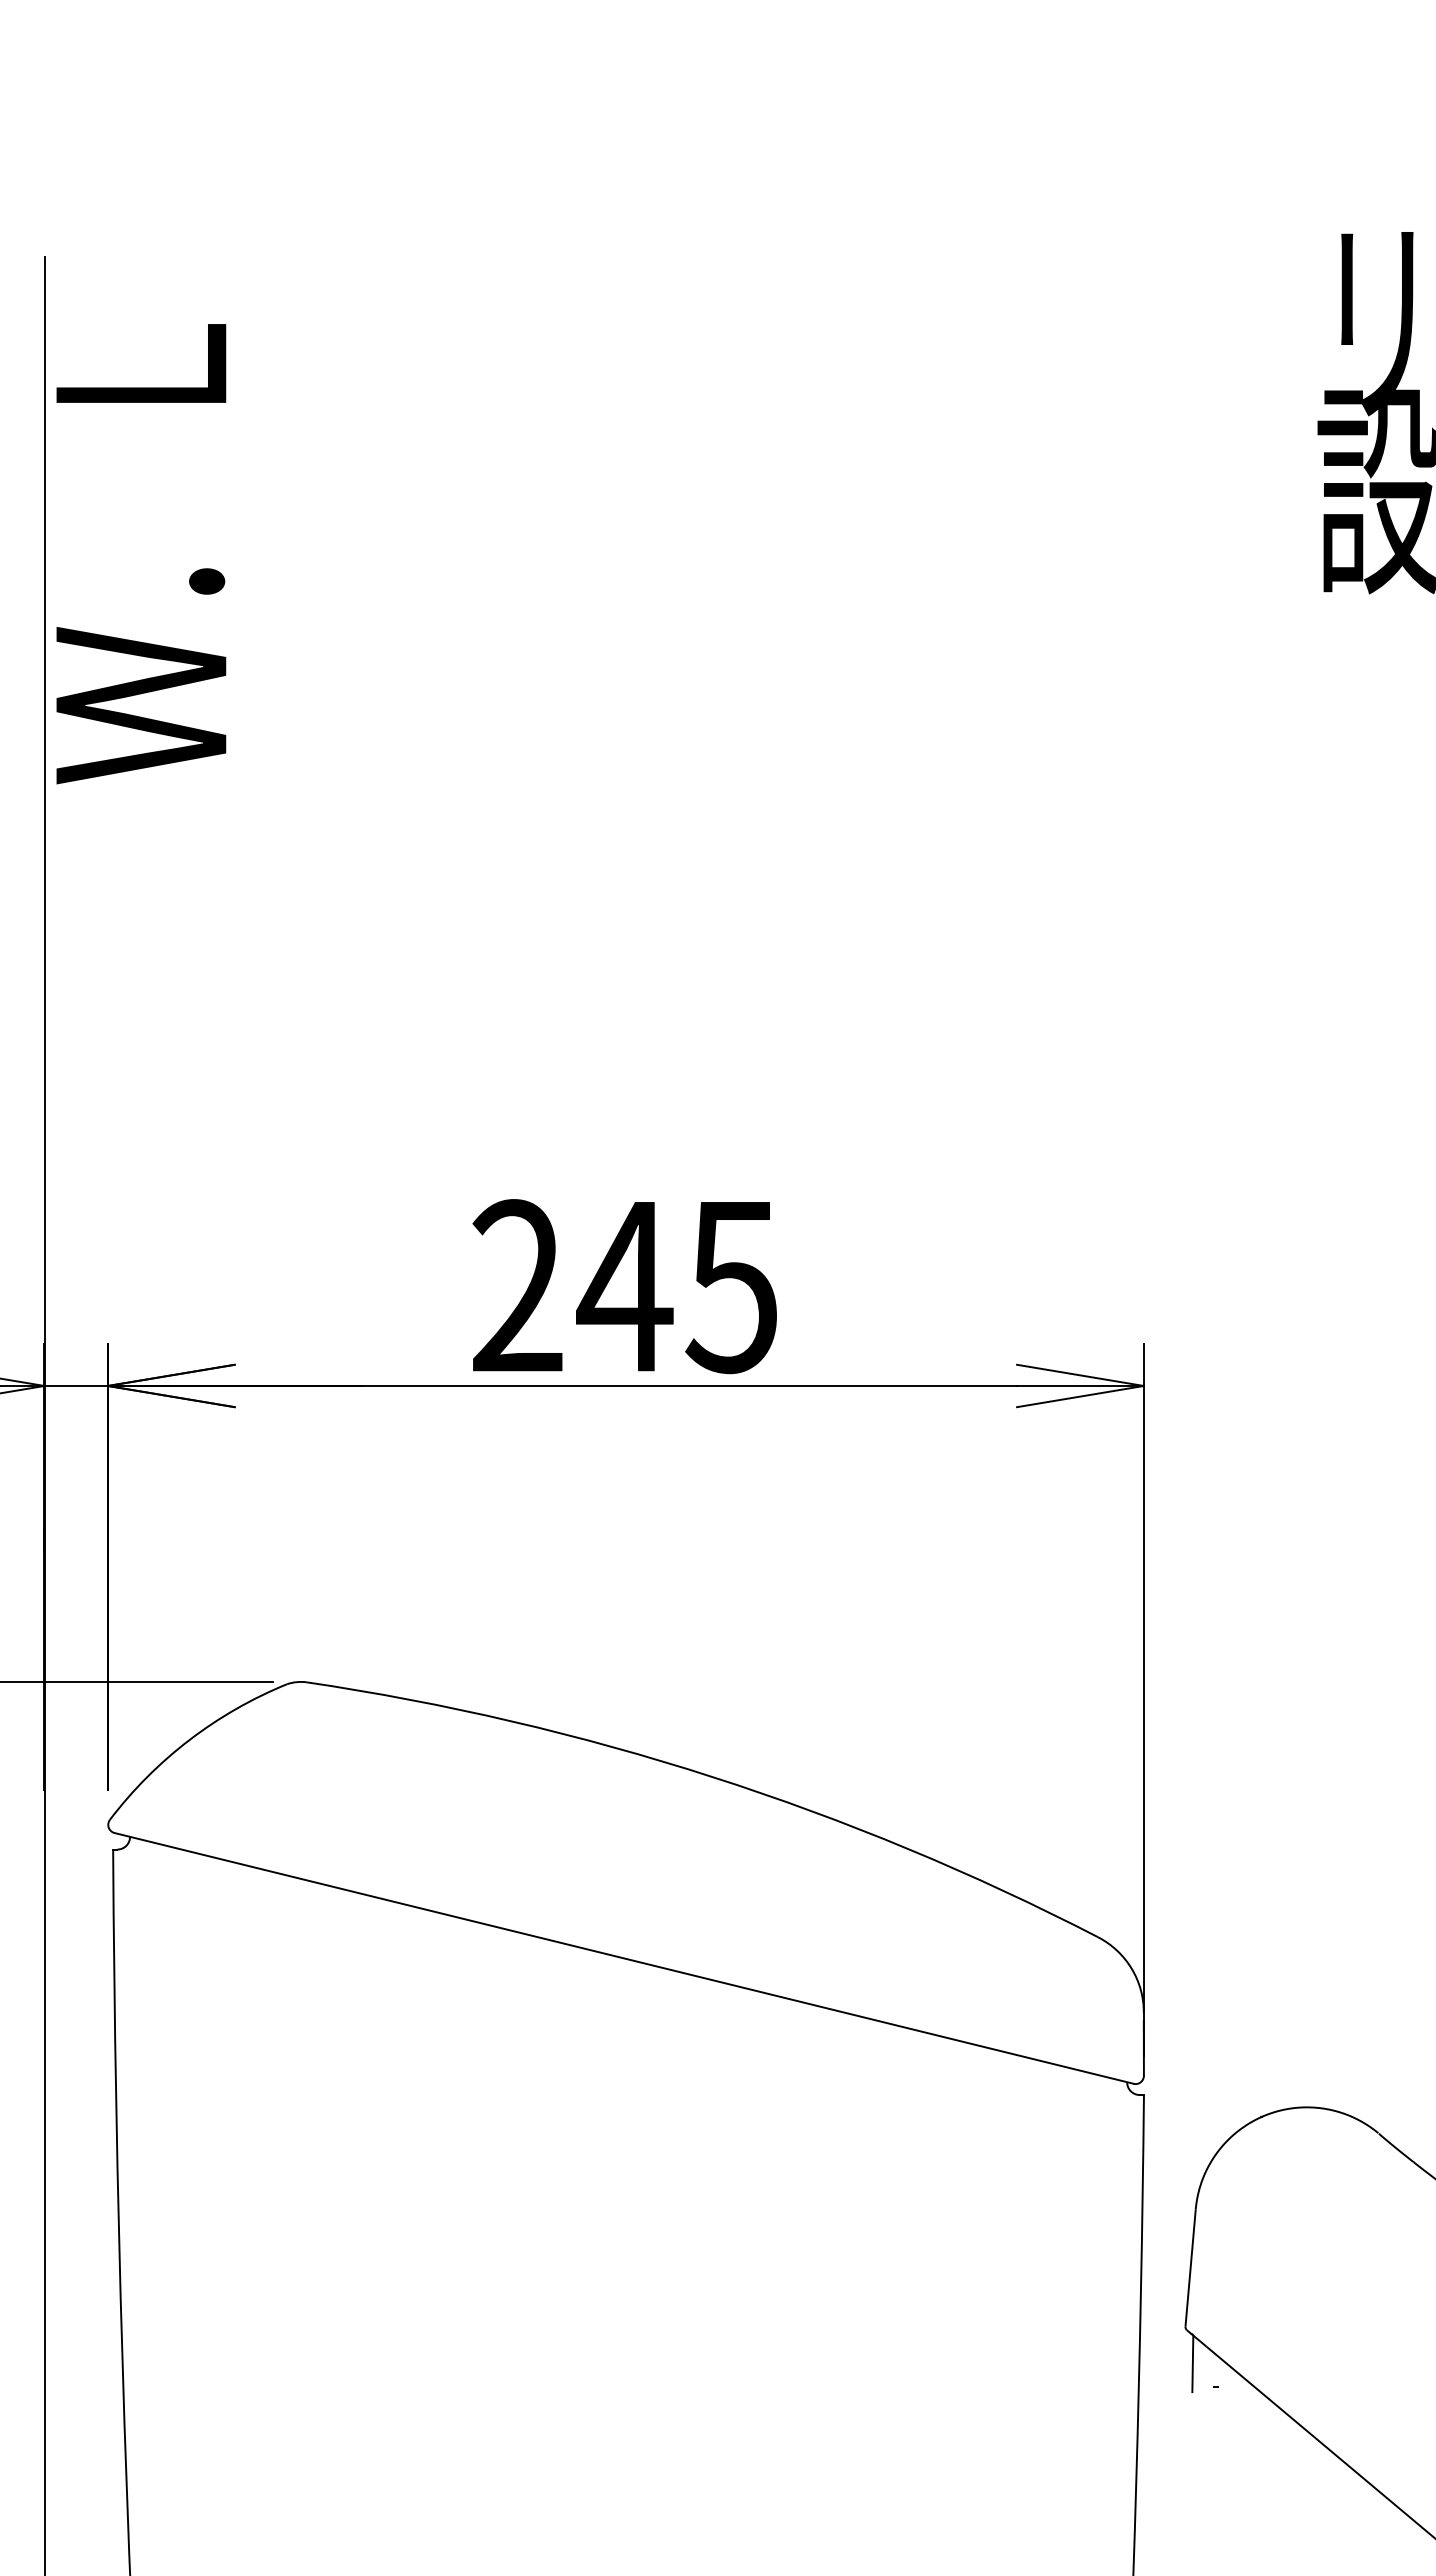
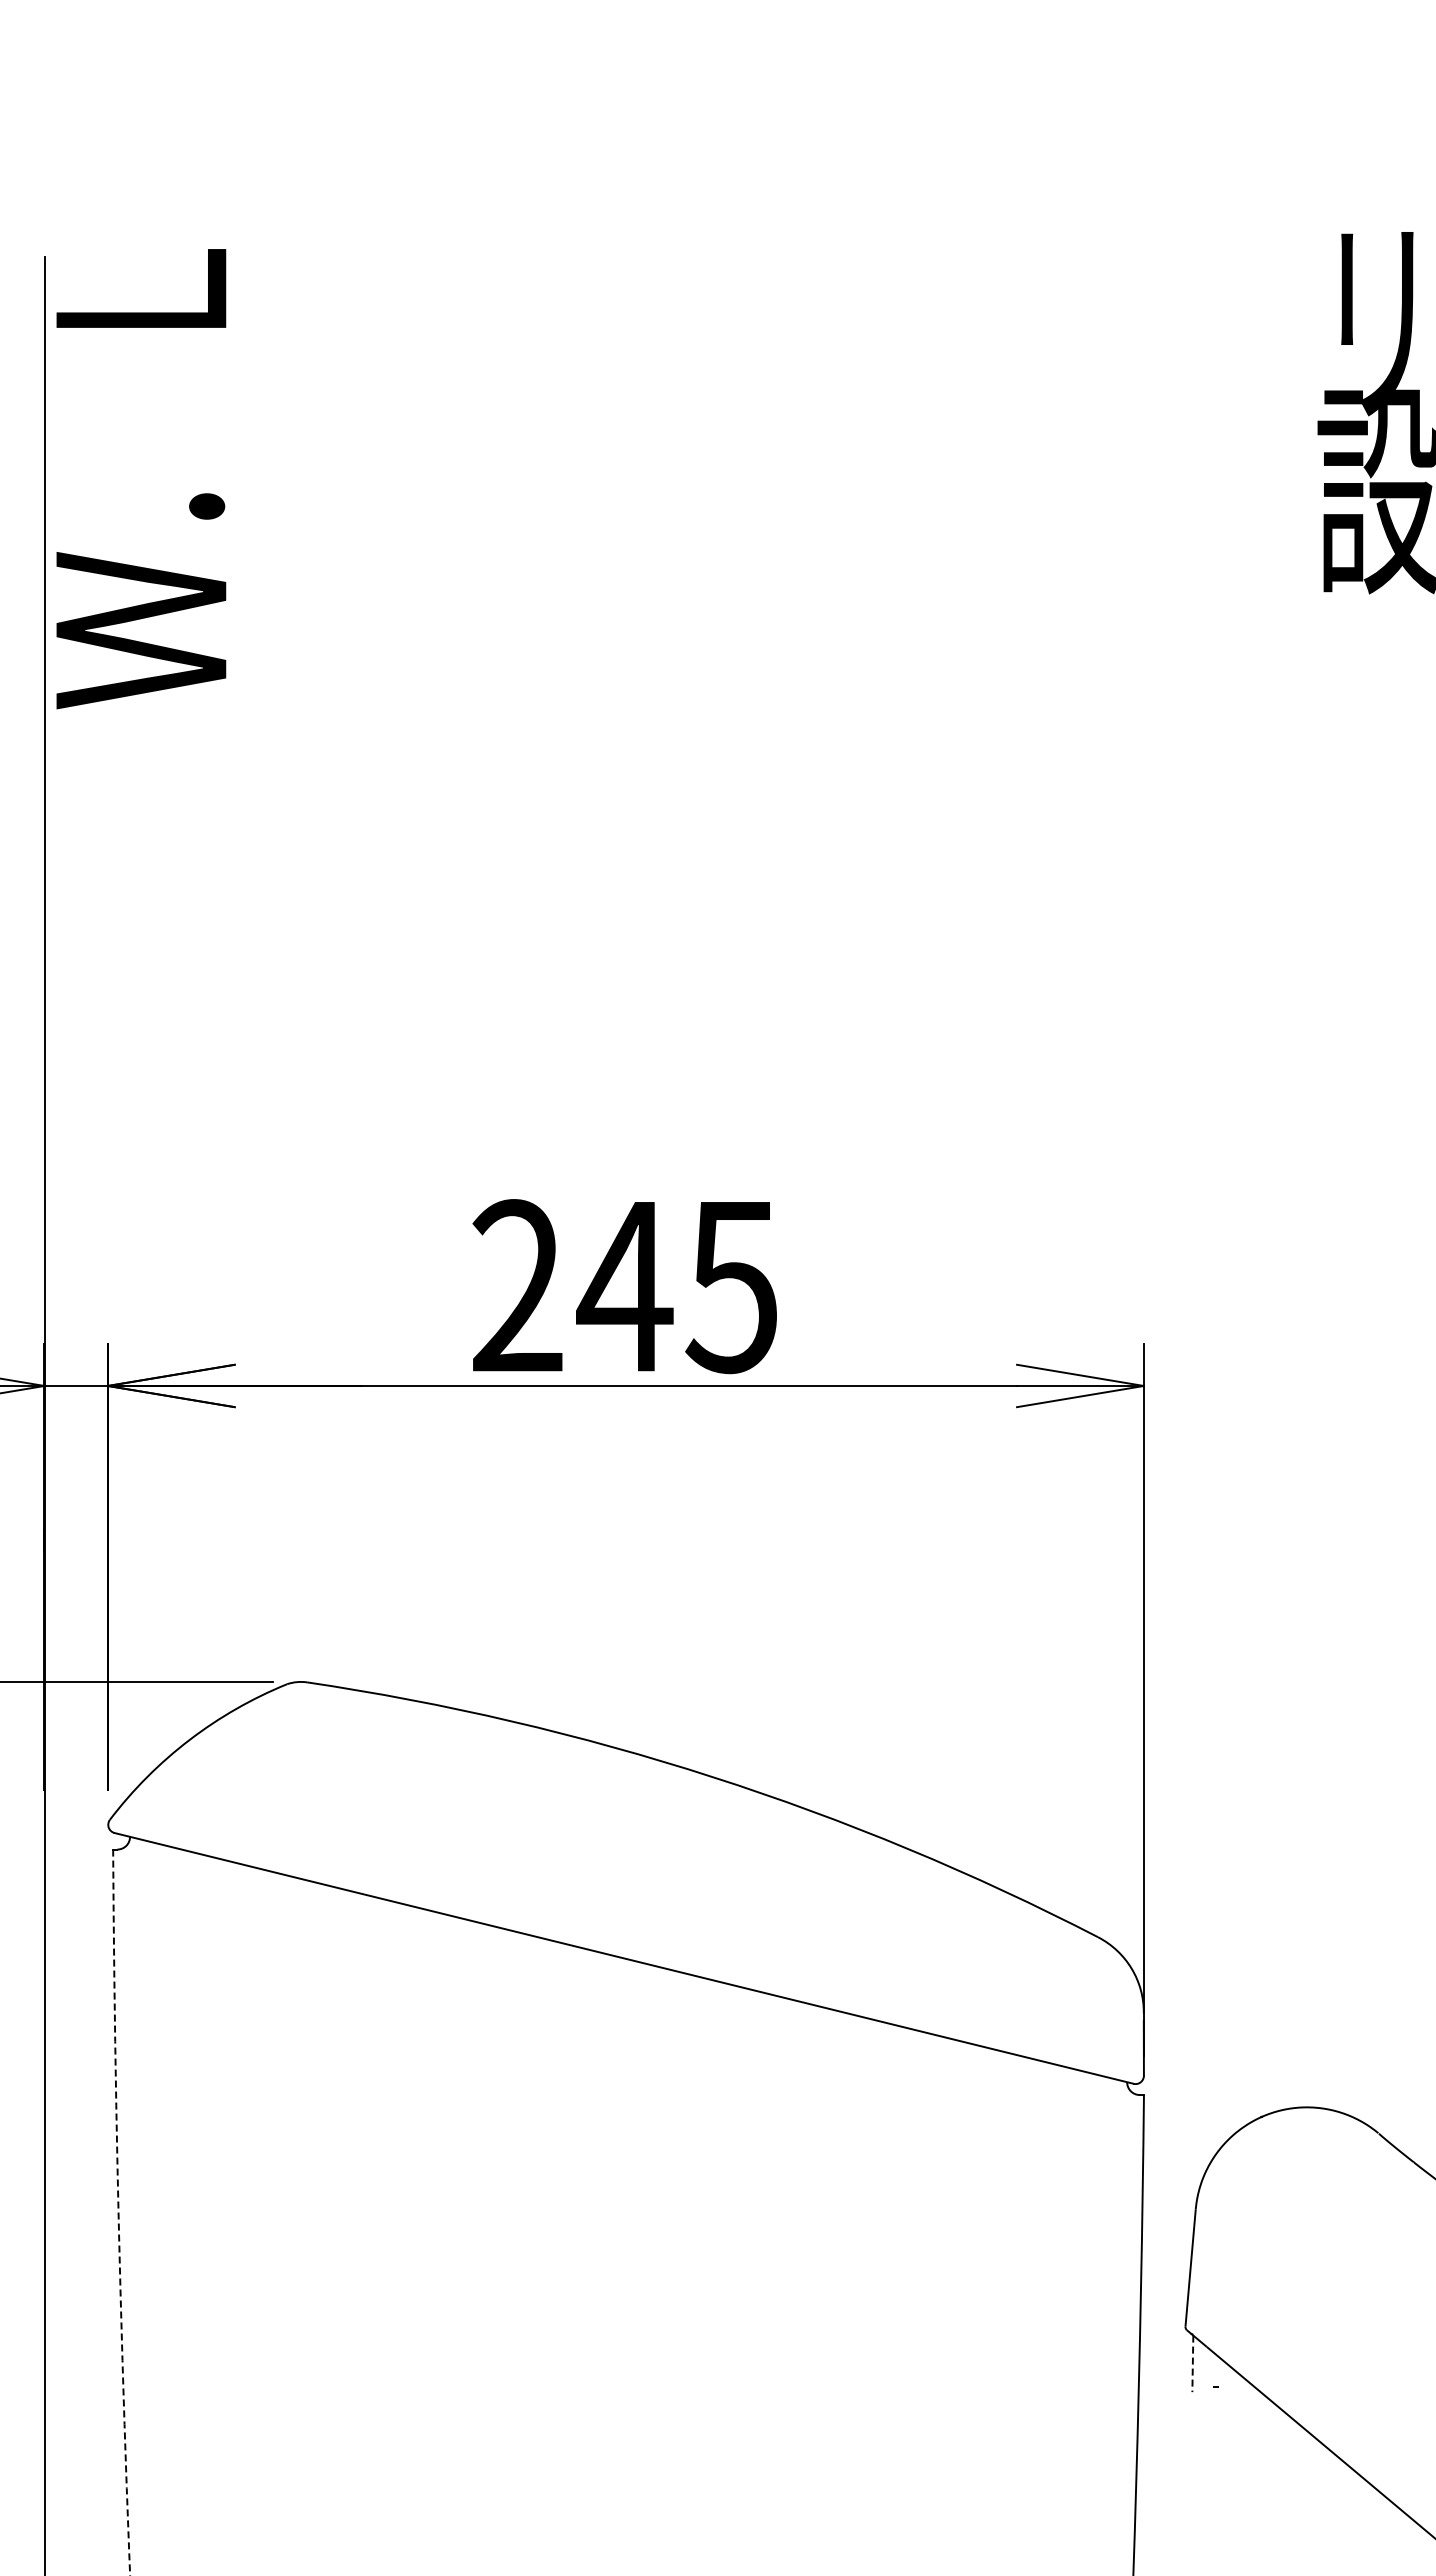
text position: (141, 554) -> (141, 479) (141, 479)
arc: solid -> dashed (118, 2212)
line: solid -> dashed (1192, 2364)
